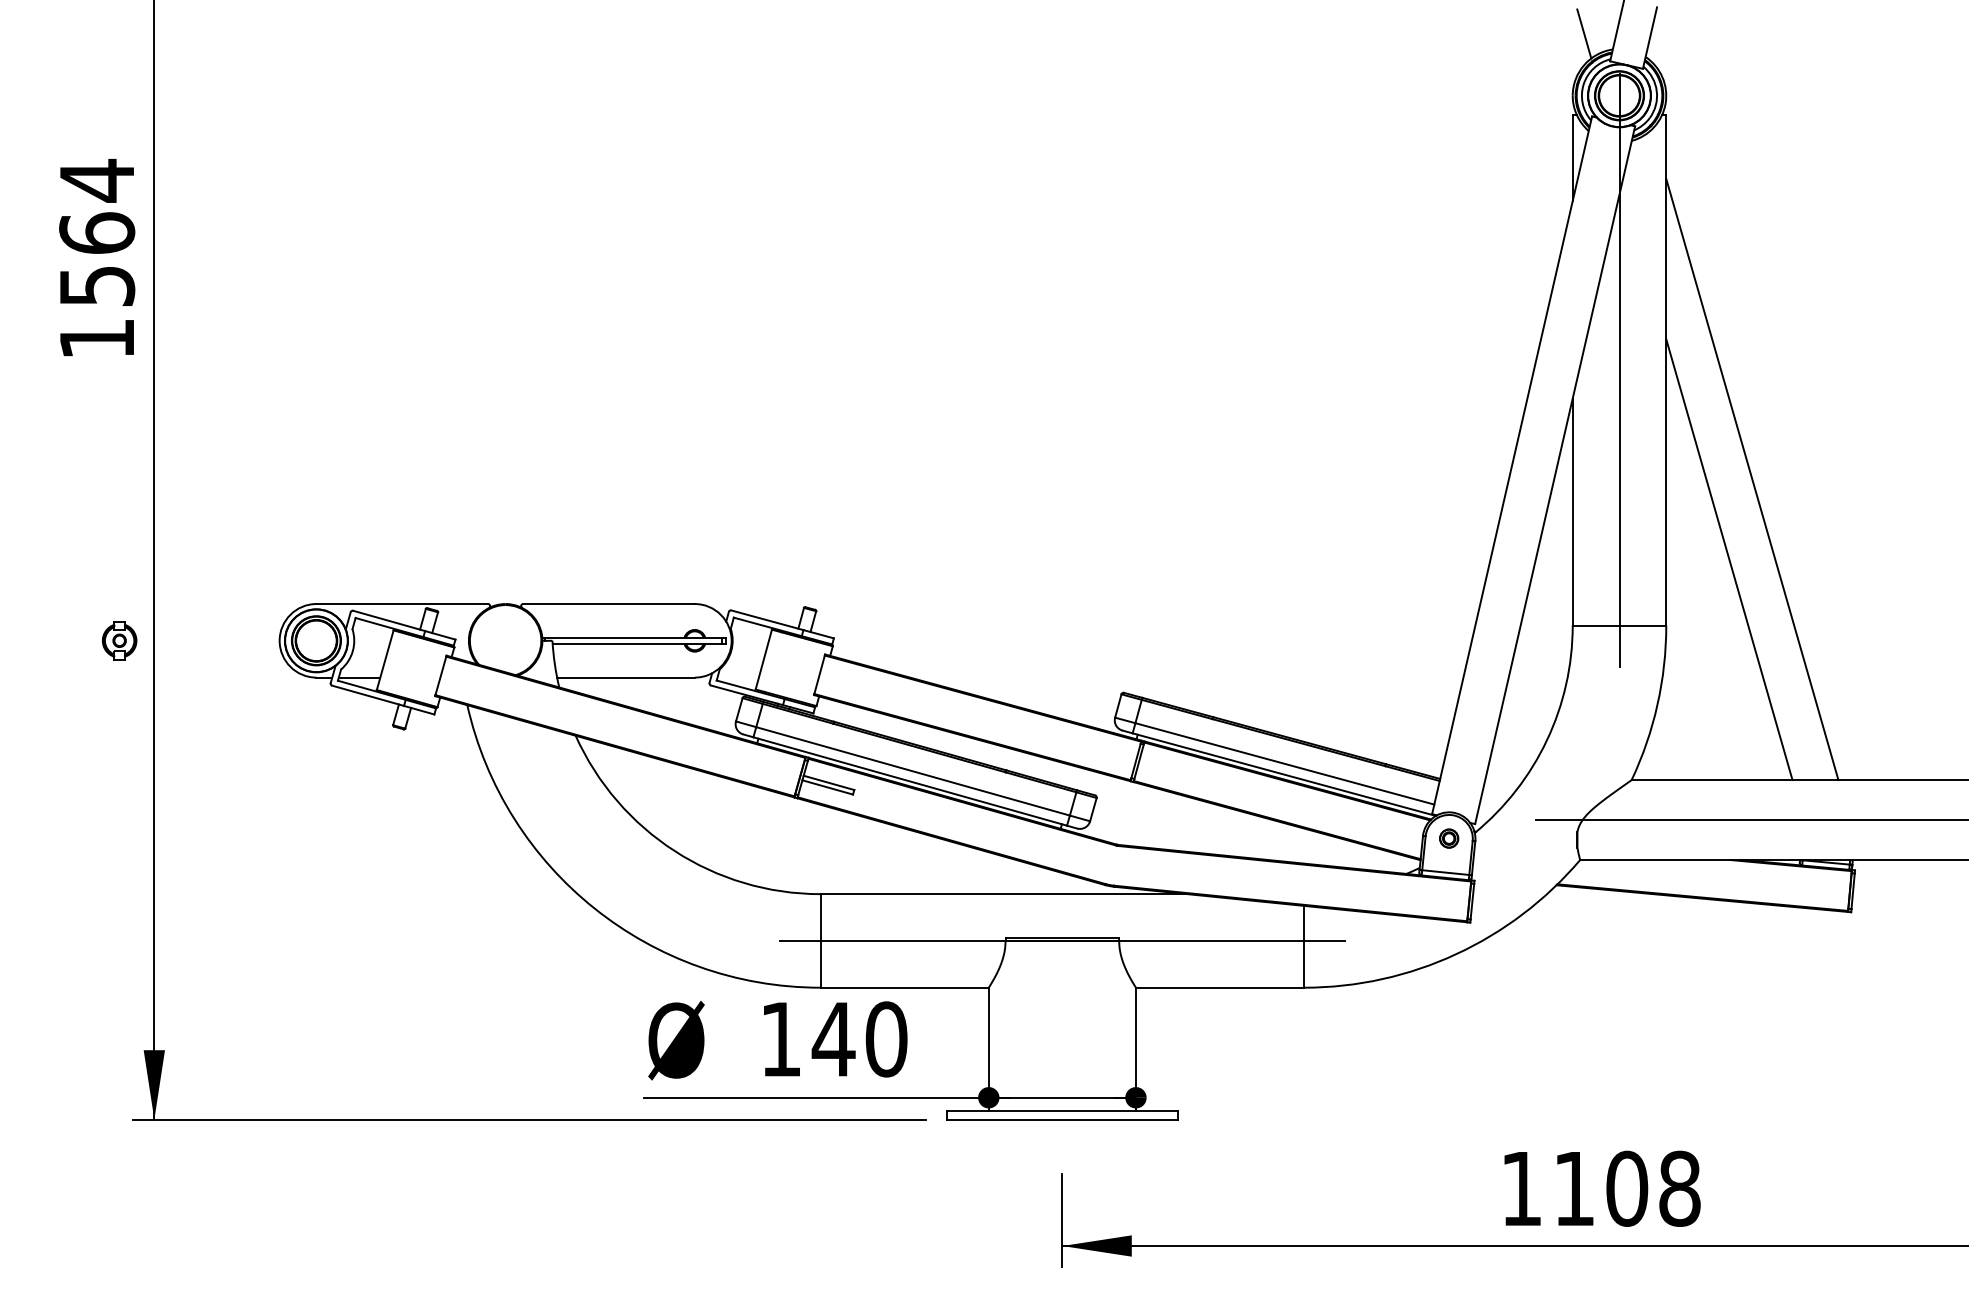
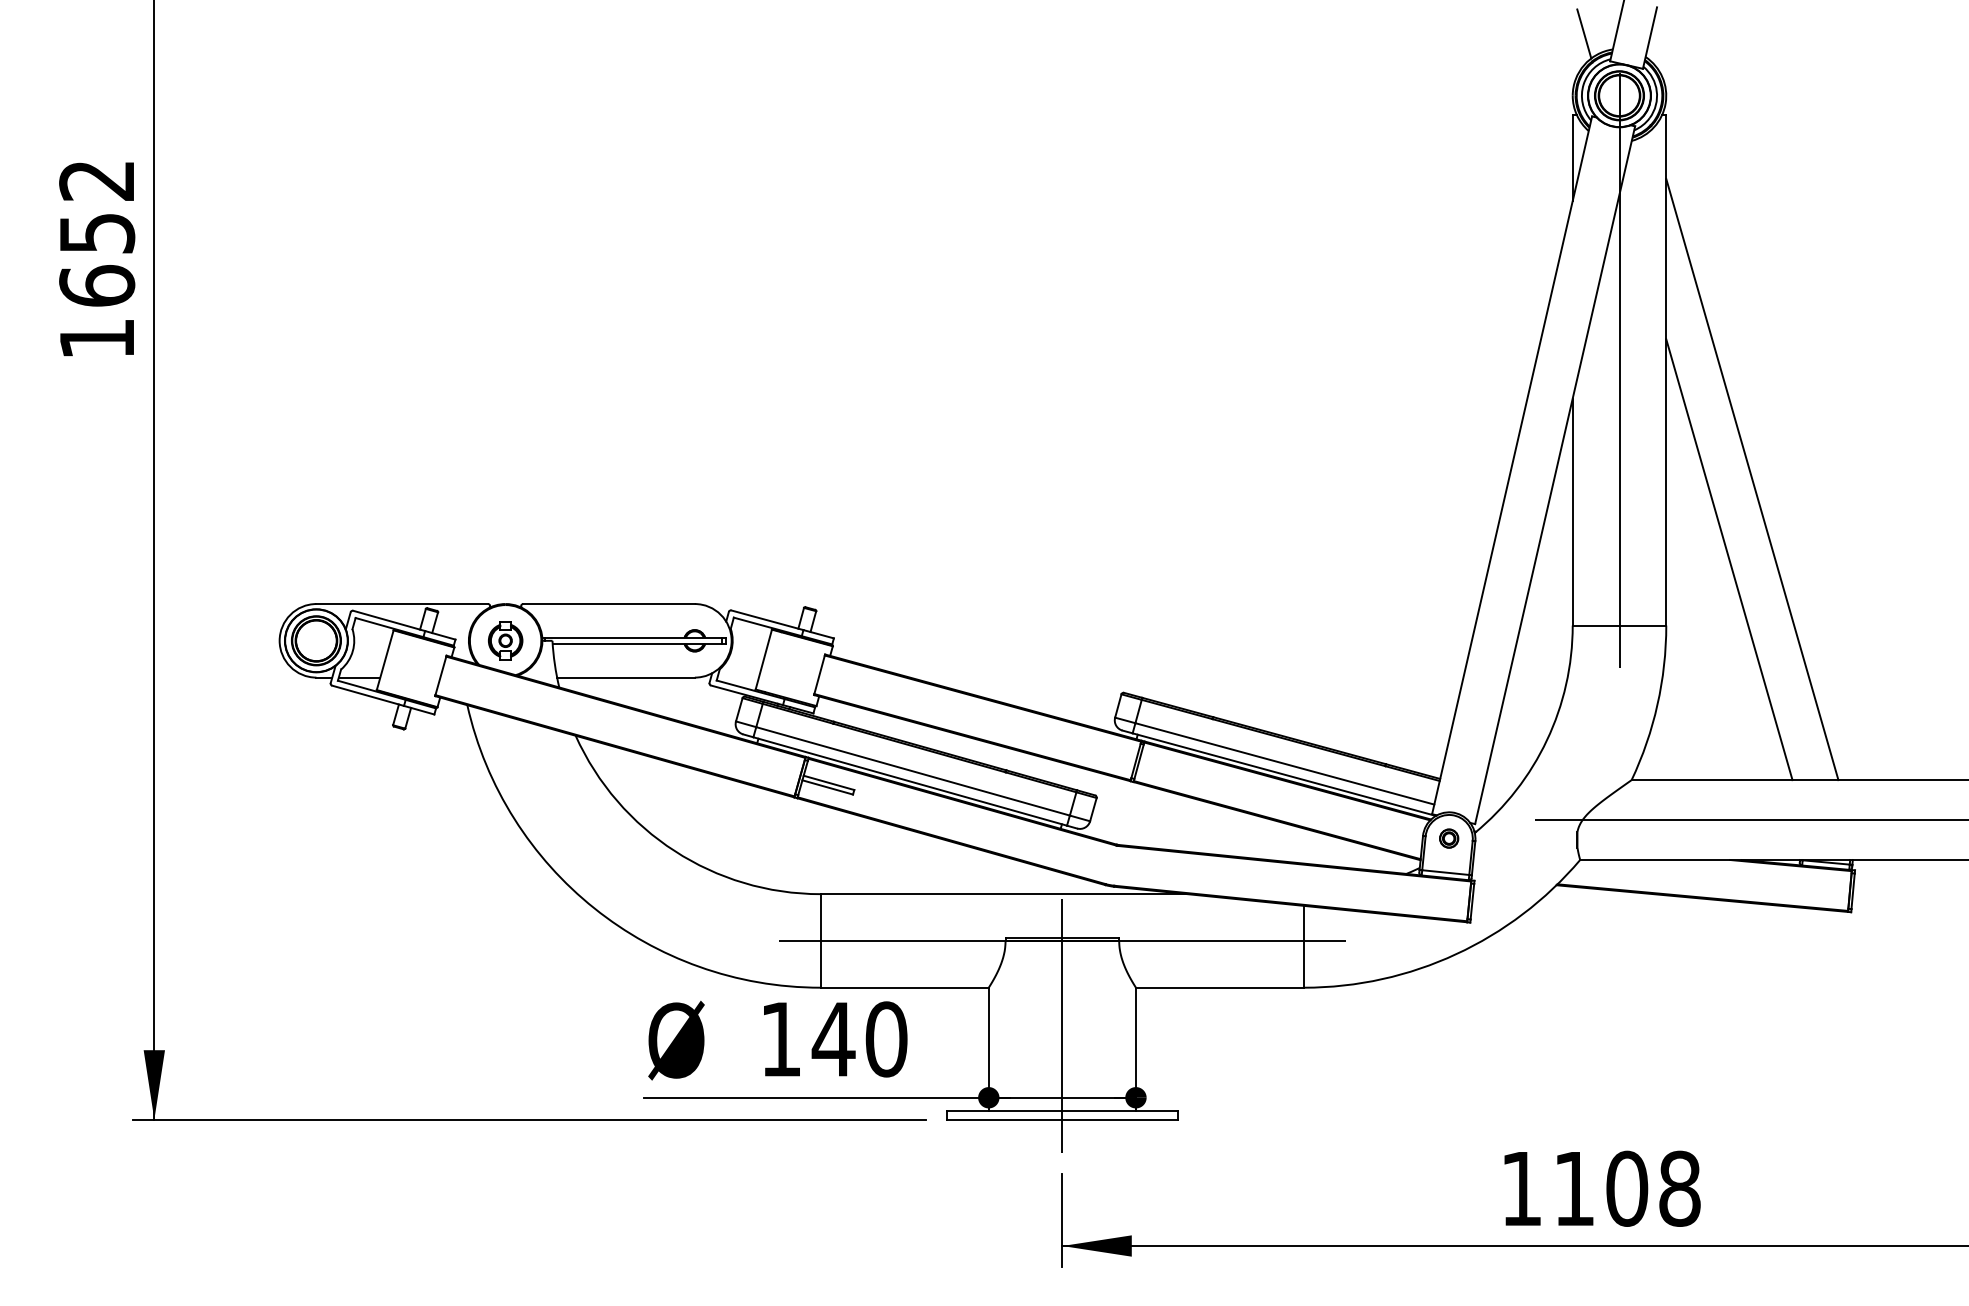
text: 1564 -> 1652 (97, 232)
part position: (119, 640) -> (505, 640) (505, 640)
line: none -> present (1062, 1025)
